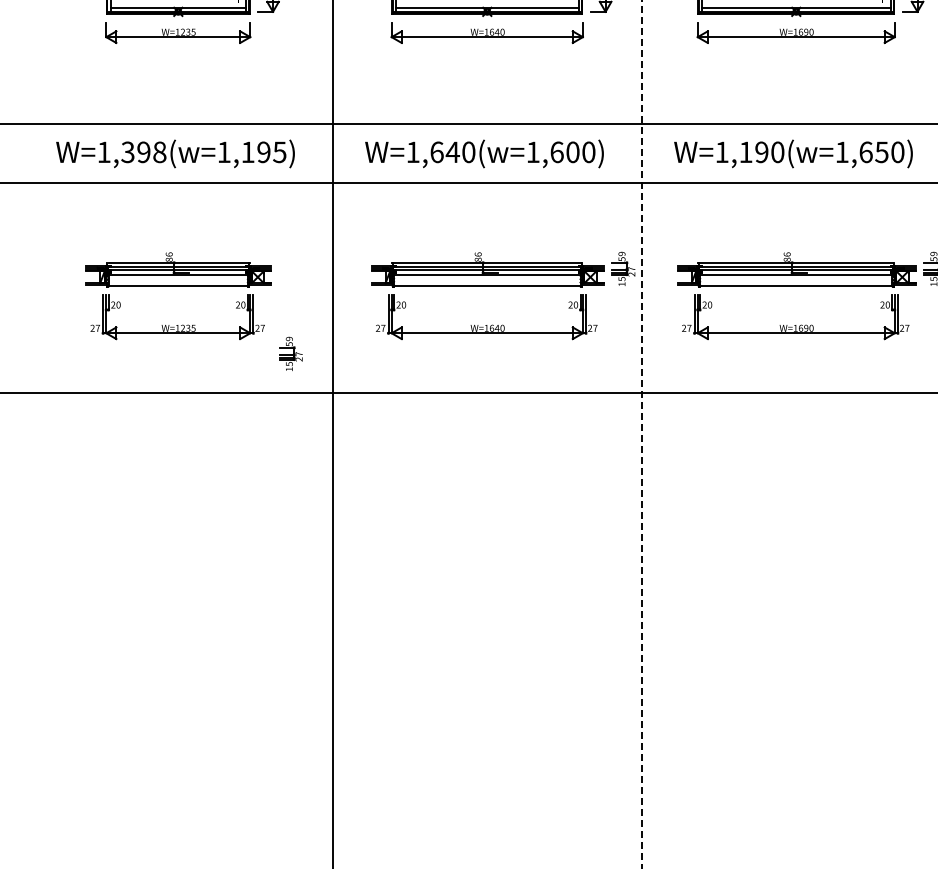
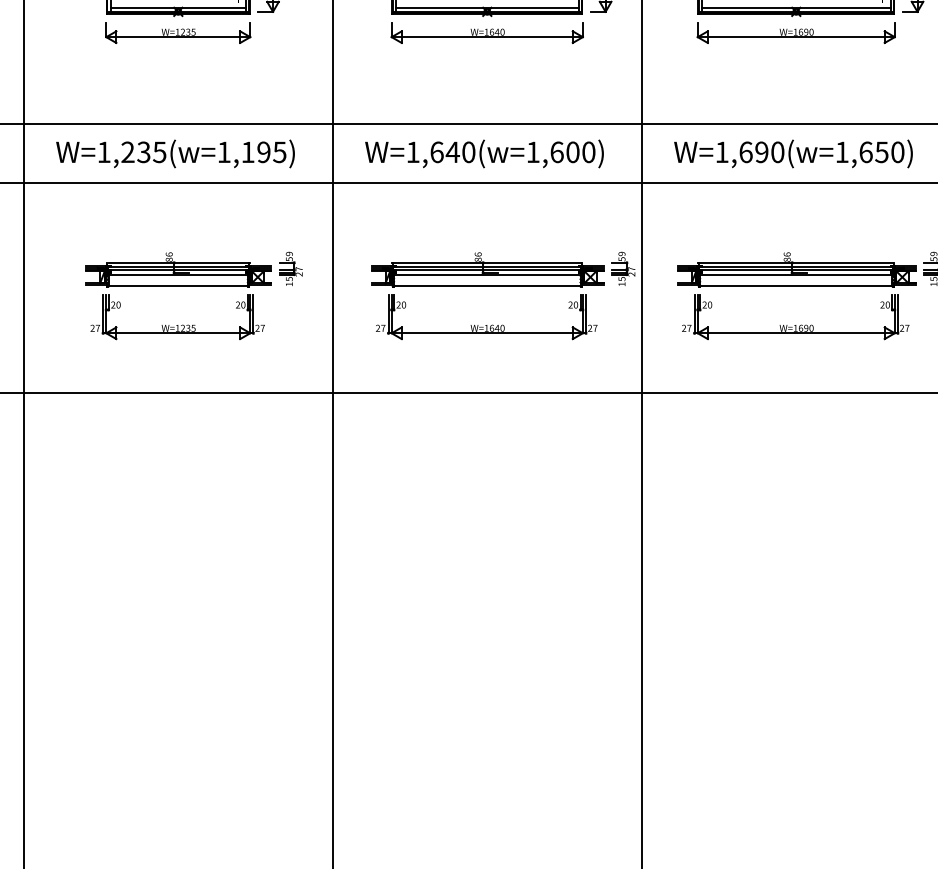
text: W=1,398(w=1,195) -> W=1,235(w=1,195) (143, 152)
text: W=1,190(w=1,650) -> W=1,690(w=1,650) (745, 152)
part position: (290, 353) -> (290, 268) (290, 268)
line: none -> present (23, 433)
line: dashed -> solid (641, 434)
